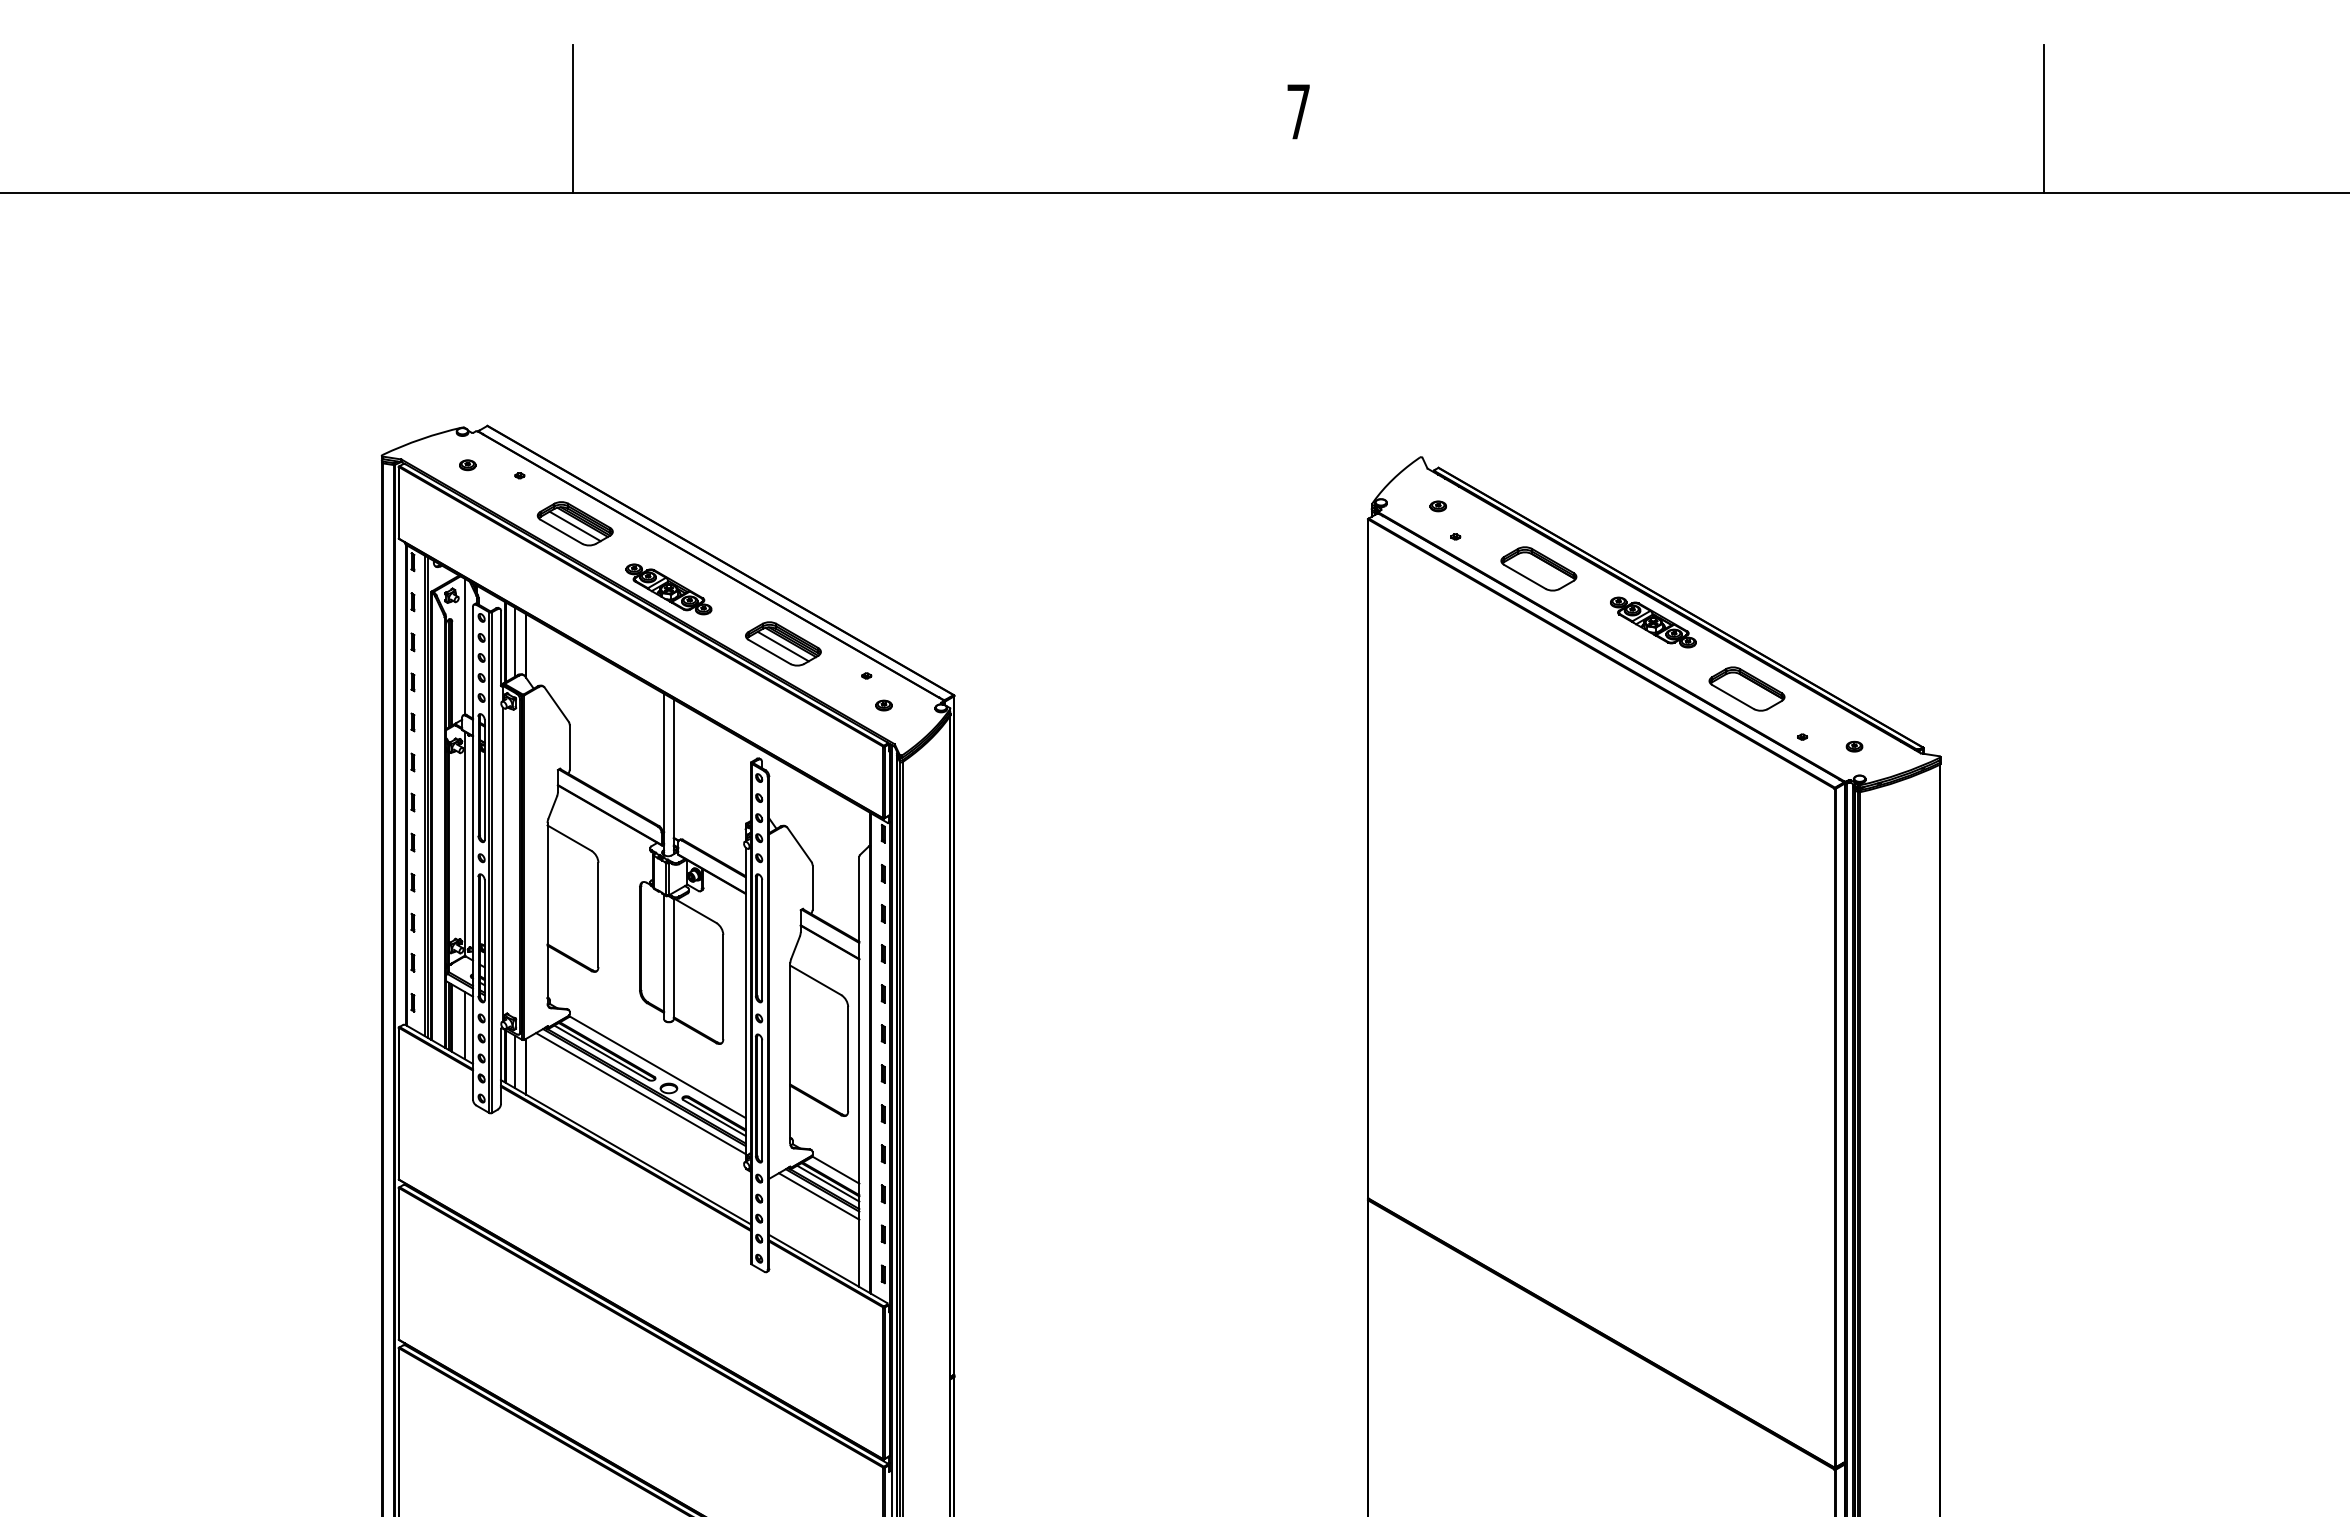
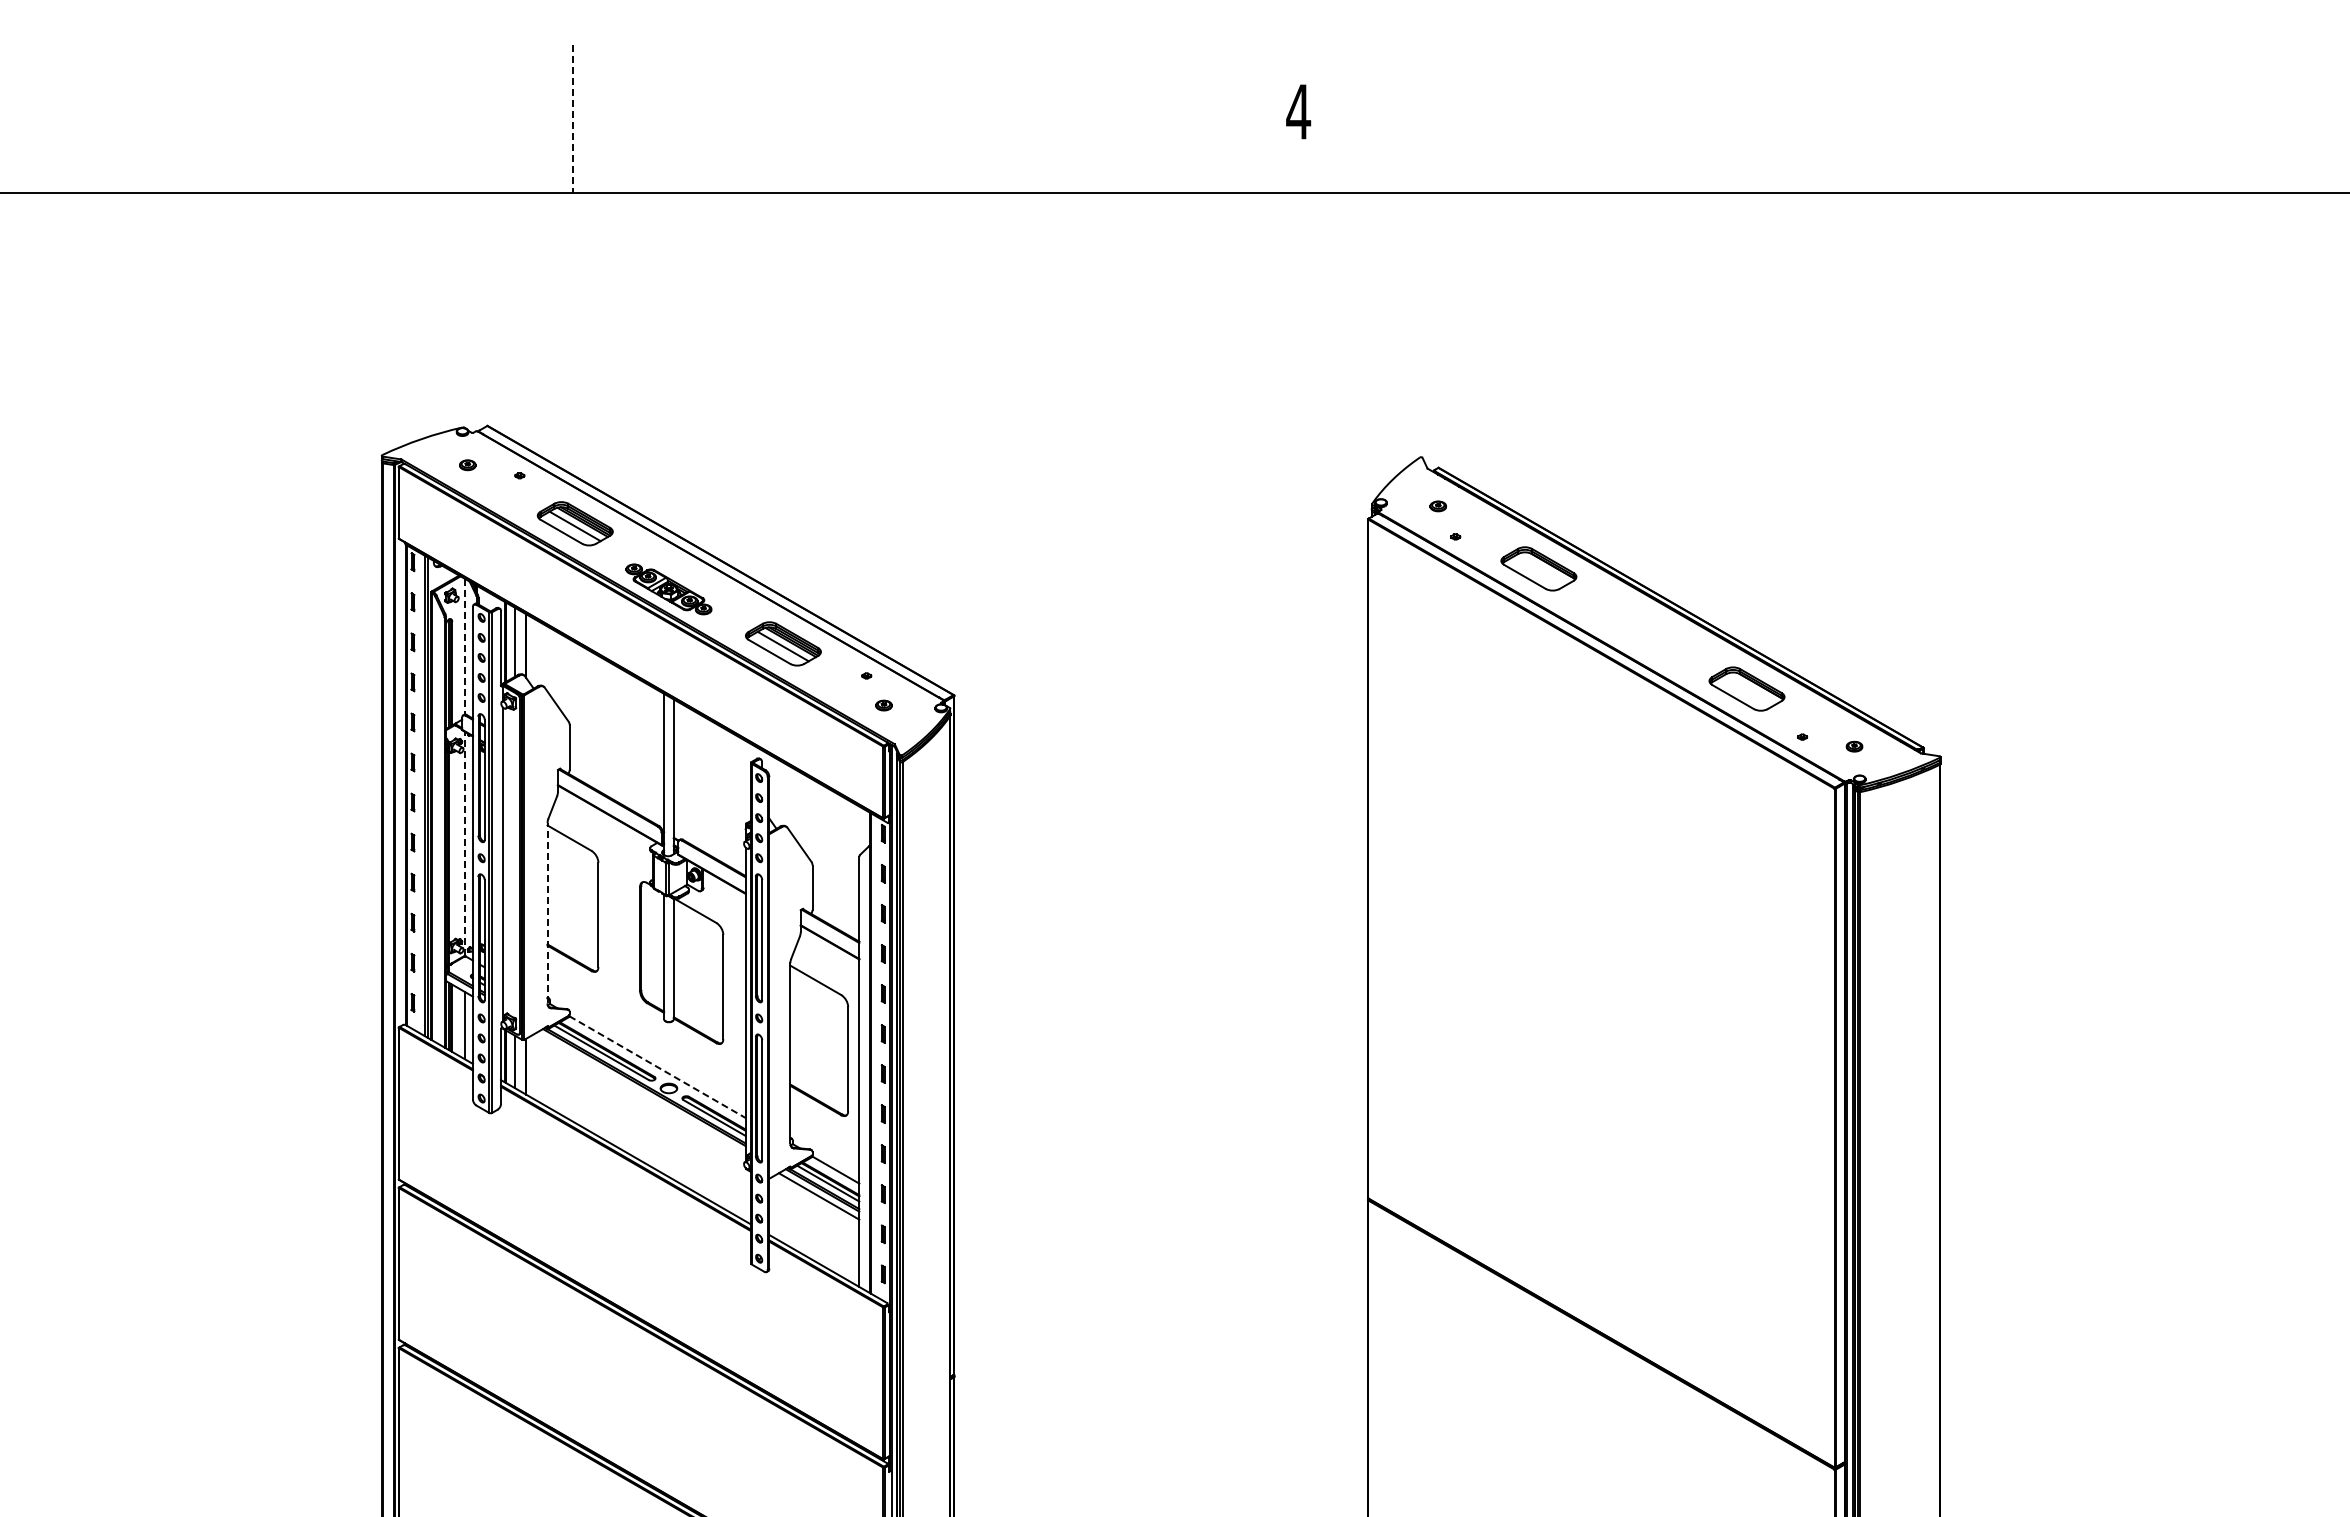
text: 7 -> 4 (1298, 111)
line: present -> none (2044, 118)
line: solid -> dashed (572, 119)
part: present -> none (1653, 622)
line: solid -> dashed (464, 646)
line: solid -> dashed (465, 843)
line: solid -> dashed (547, 912)
line: solid -> dashed (657, 1067)
line: present -> none (640, 1093)
